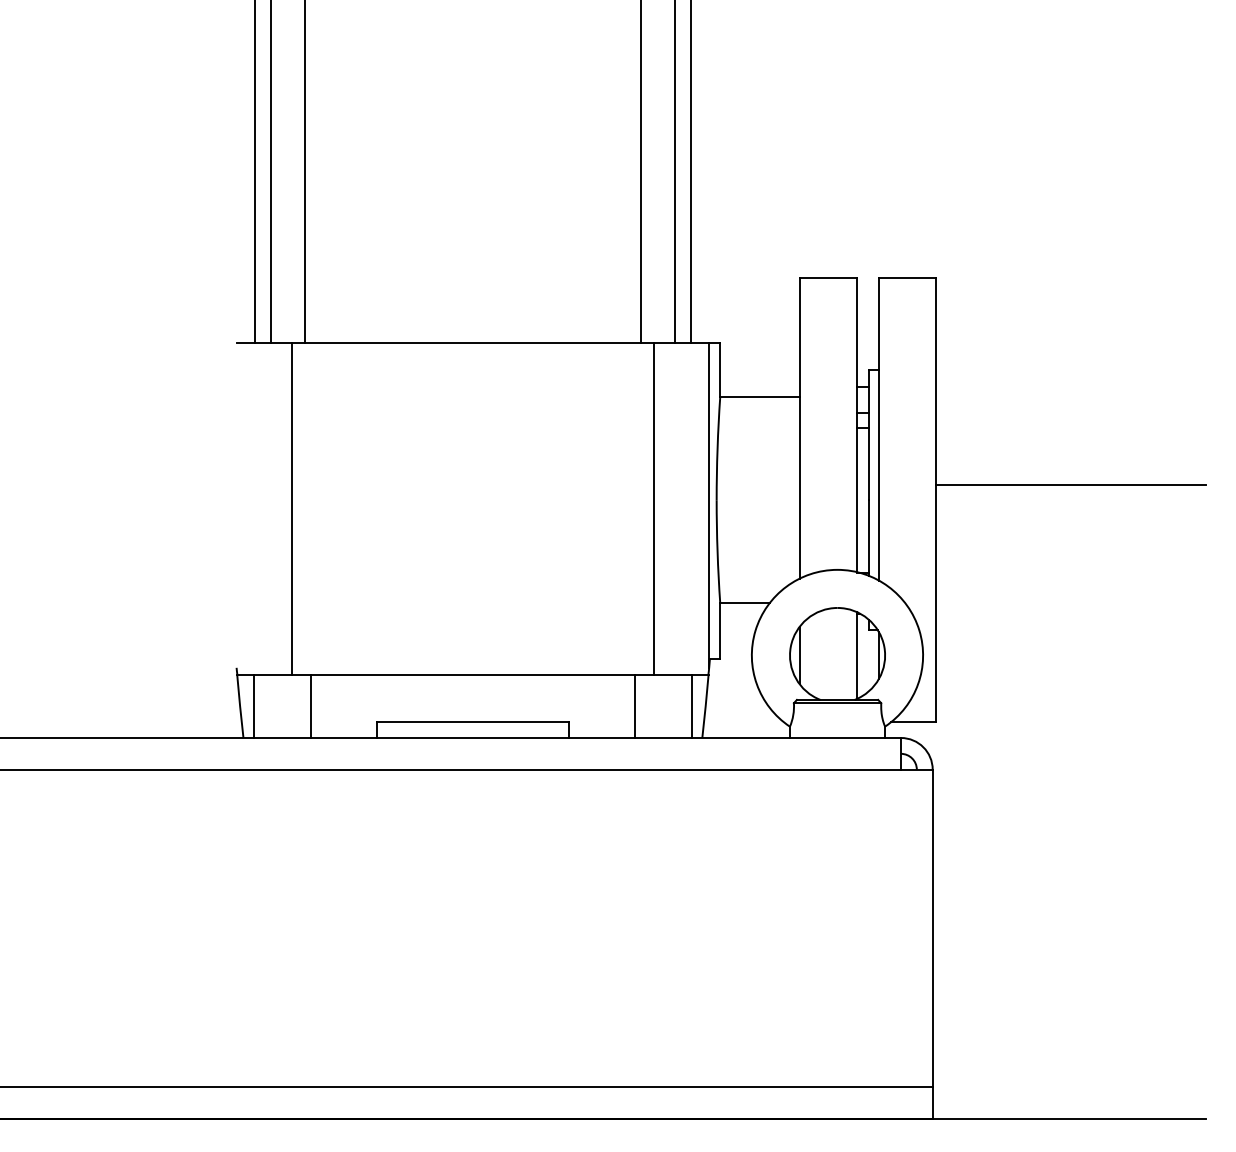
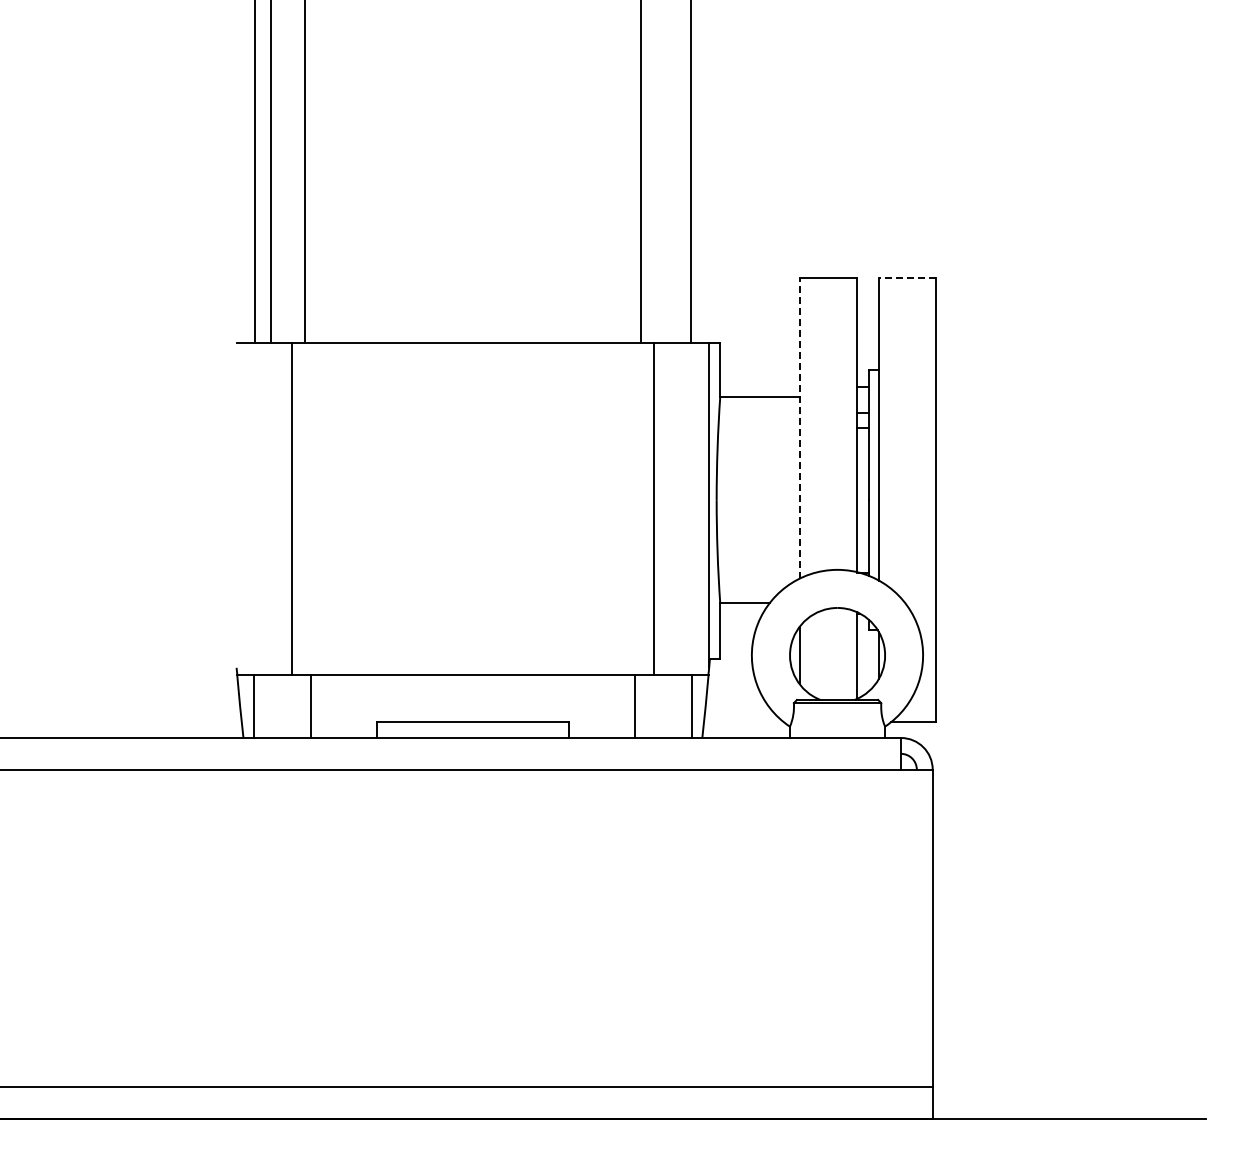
line: present -> none (674, 172)
line: solid -> dashed (907, 278)
line: solid -> dashed (799, 428)
line: present -> none (1070, 484)
